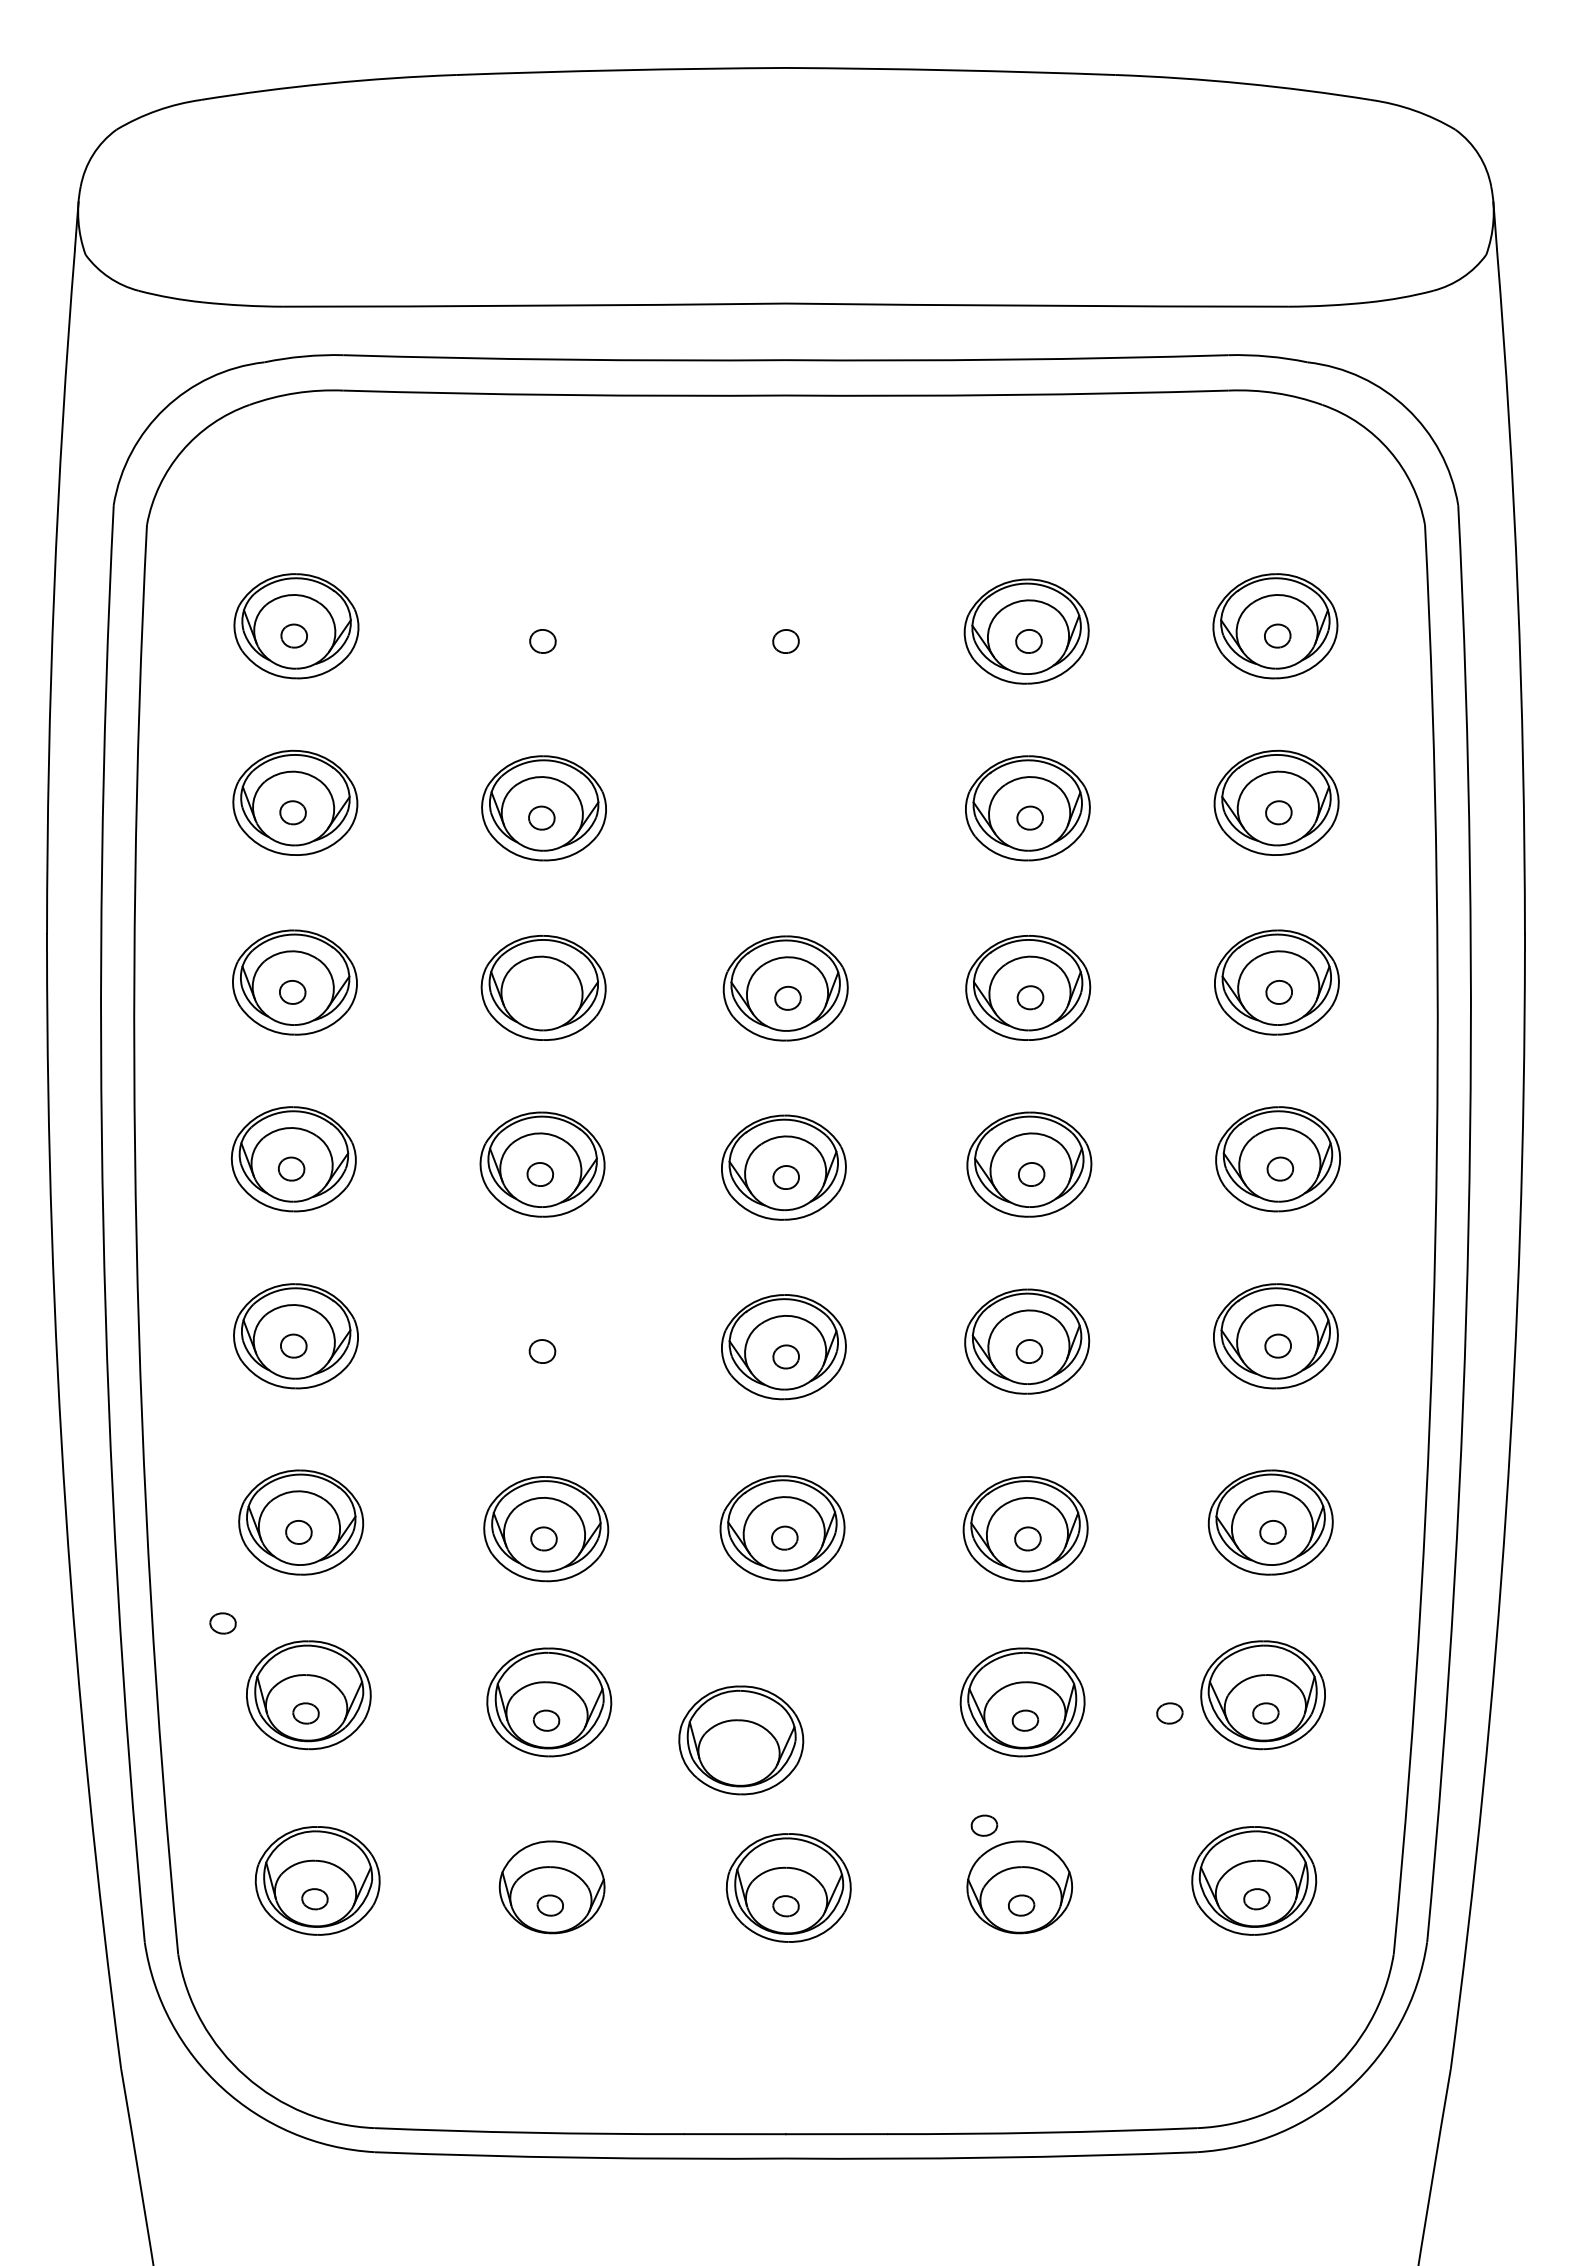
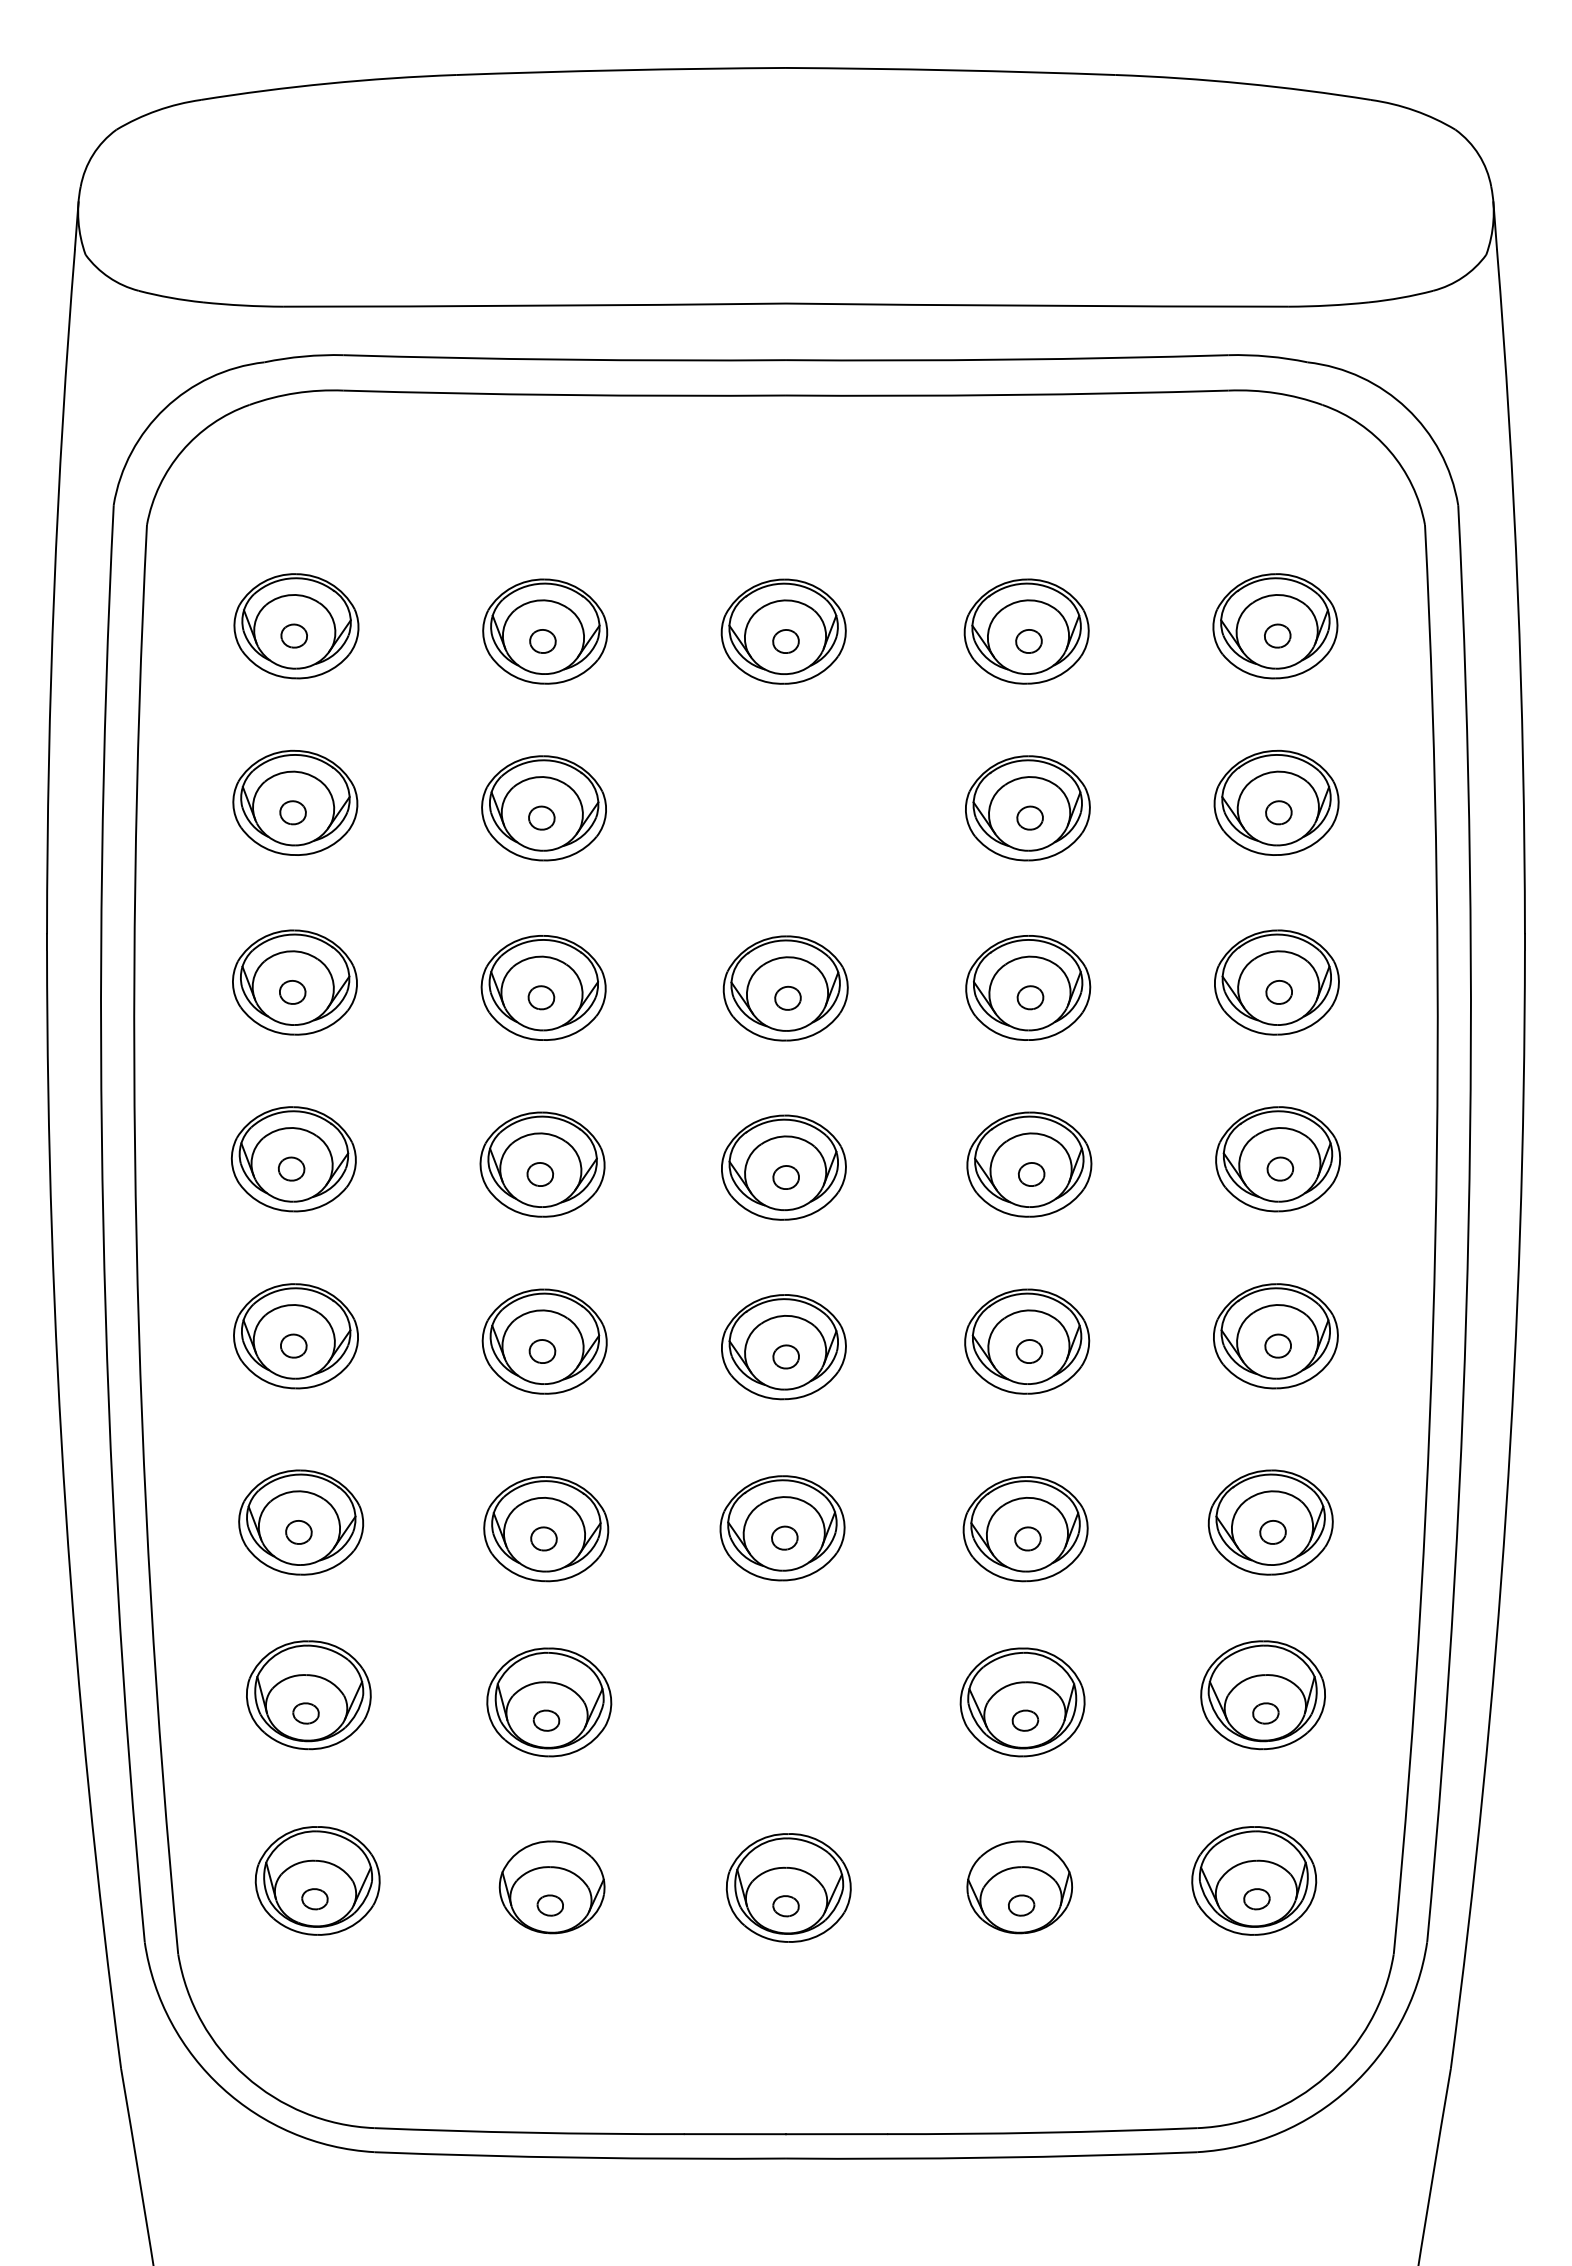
part: none -> present (545, 631)
part: none -> present (783, 631)
part: none -> present (541, 997)
part: none -> present (544, 1341)
part: present -> none (222, 1623)
part: present -> none (1169, 1713)
part: present -> none (741, 1740)
part: present -> none (984, 1825)
